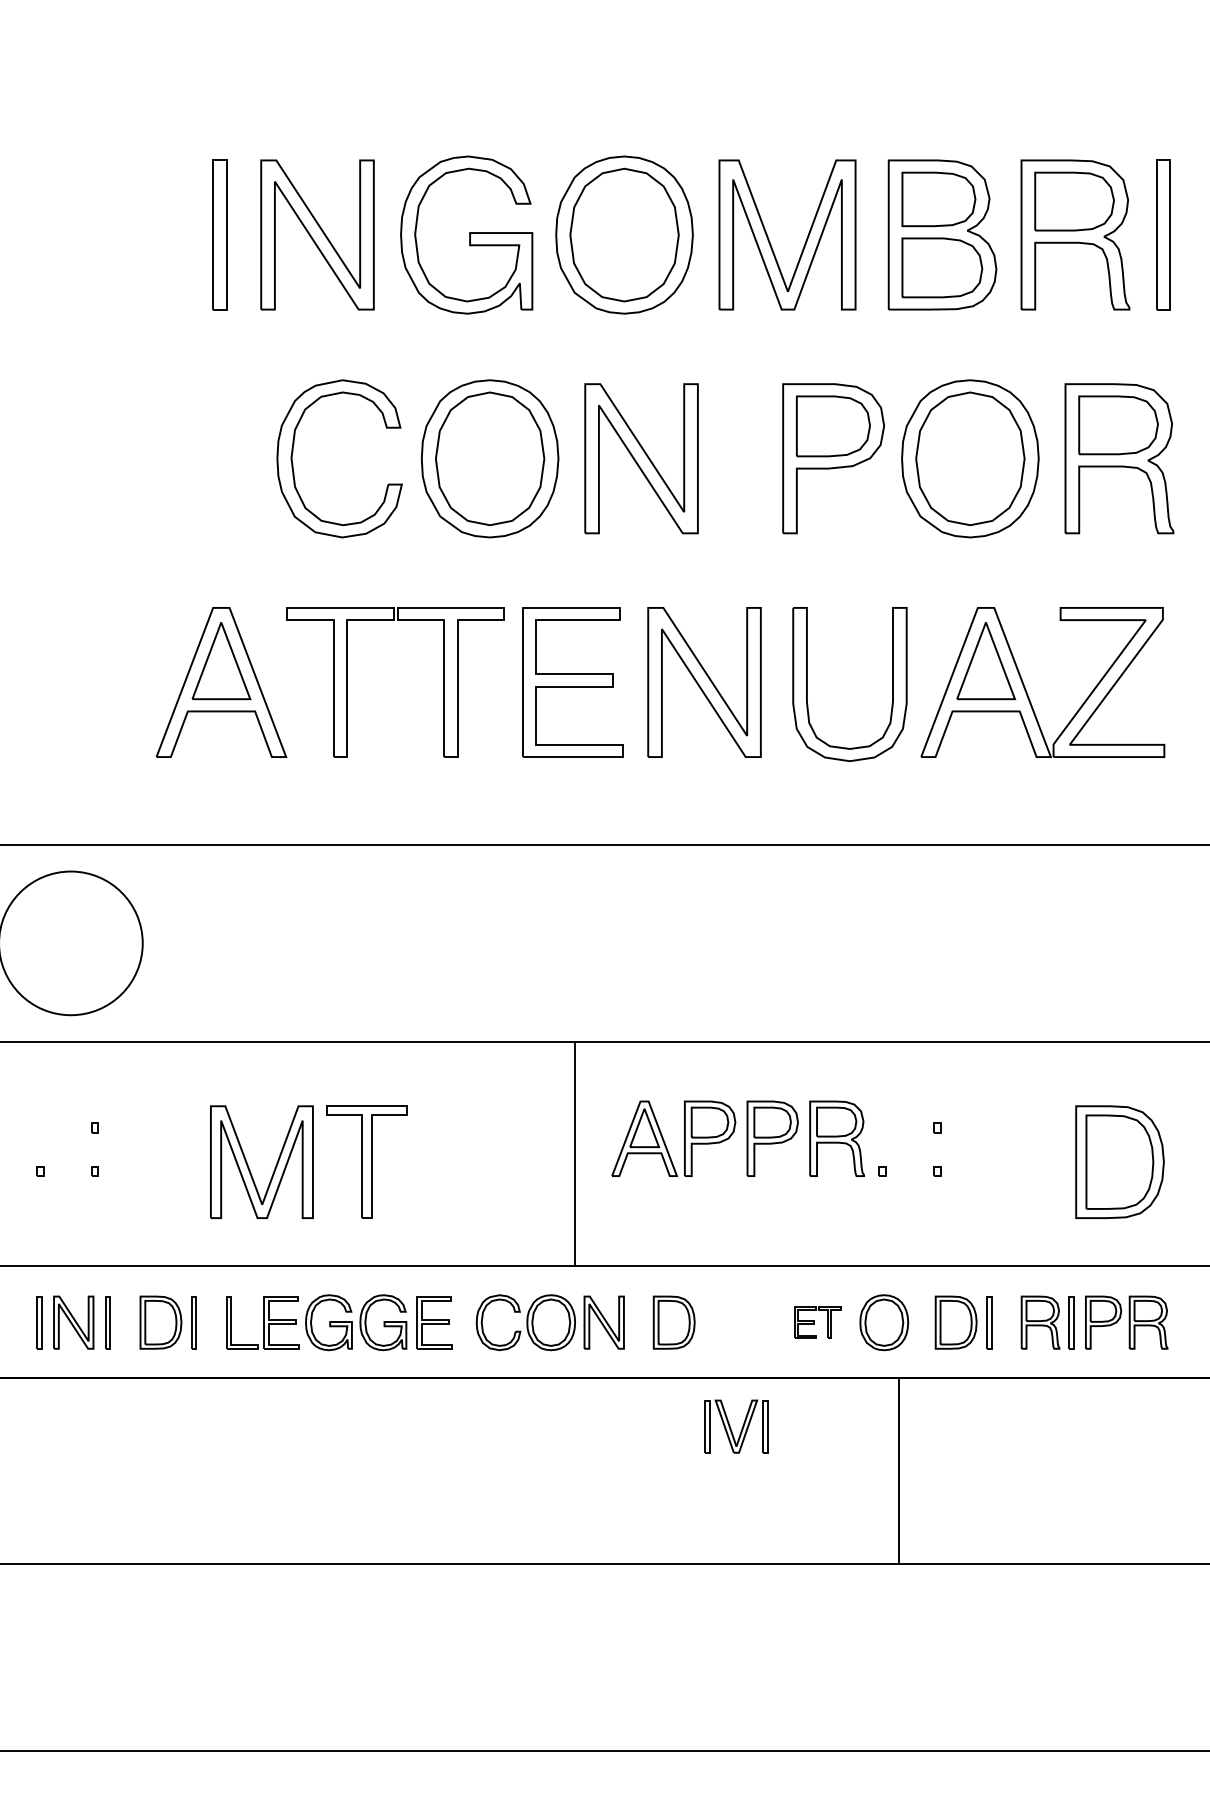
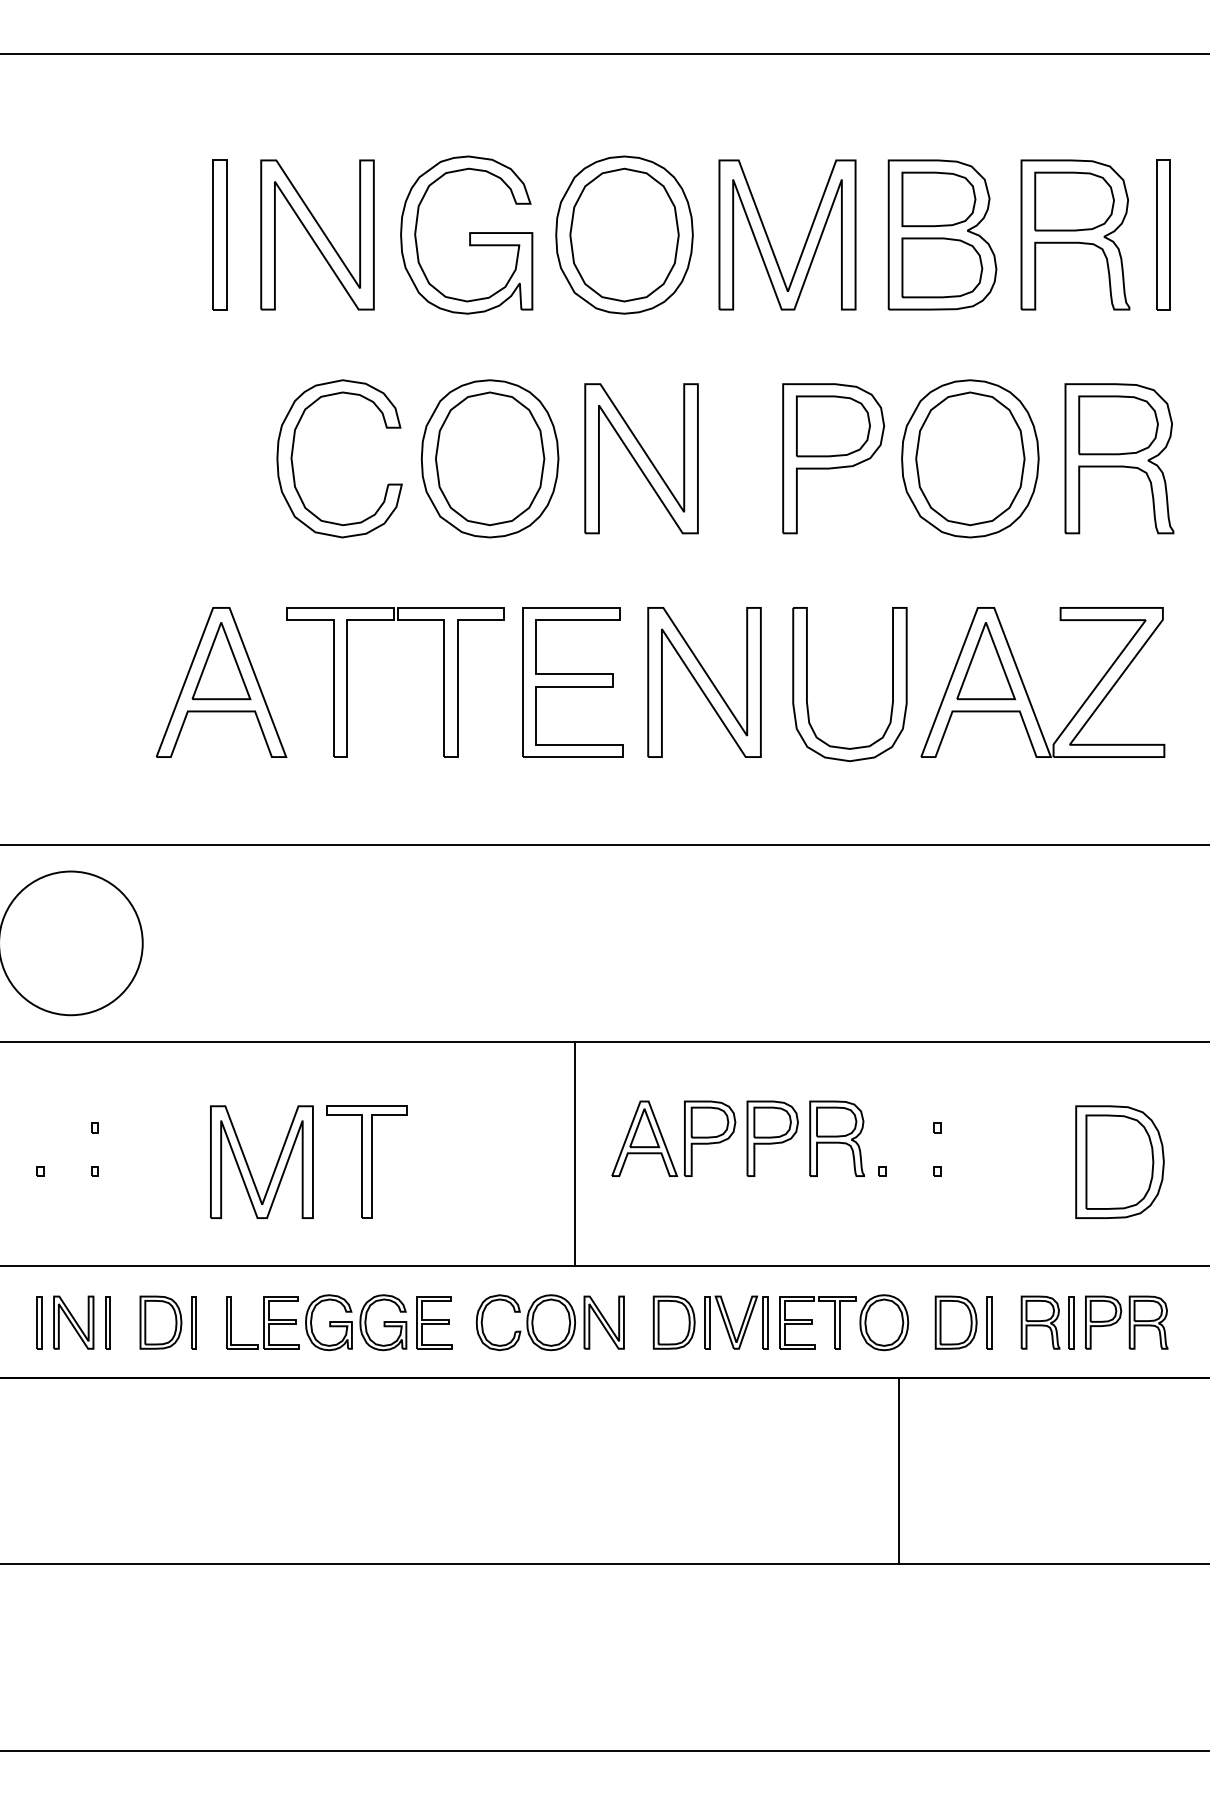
line: none -> present (604, 54)
part size: 48x33 px -> 78x54 px (817, 1322)
part position: (736, 1426) -> (736, 1322) (736, 1322)
